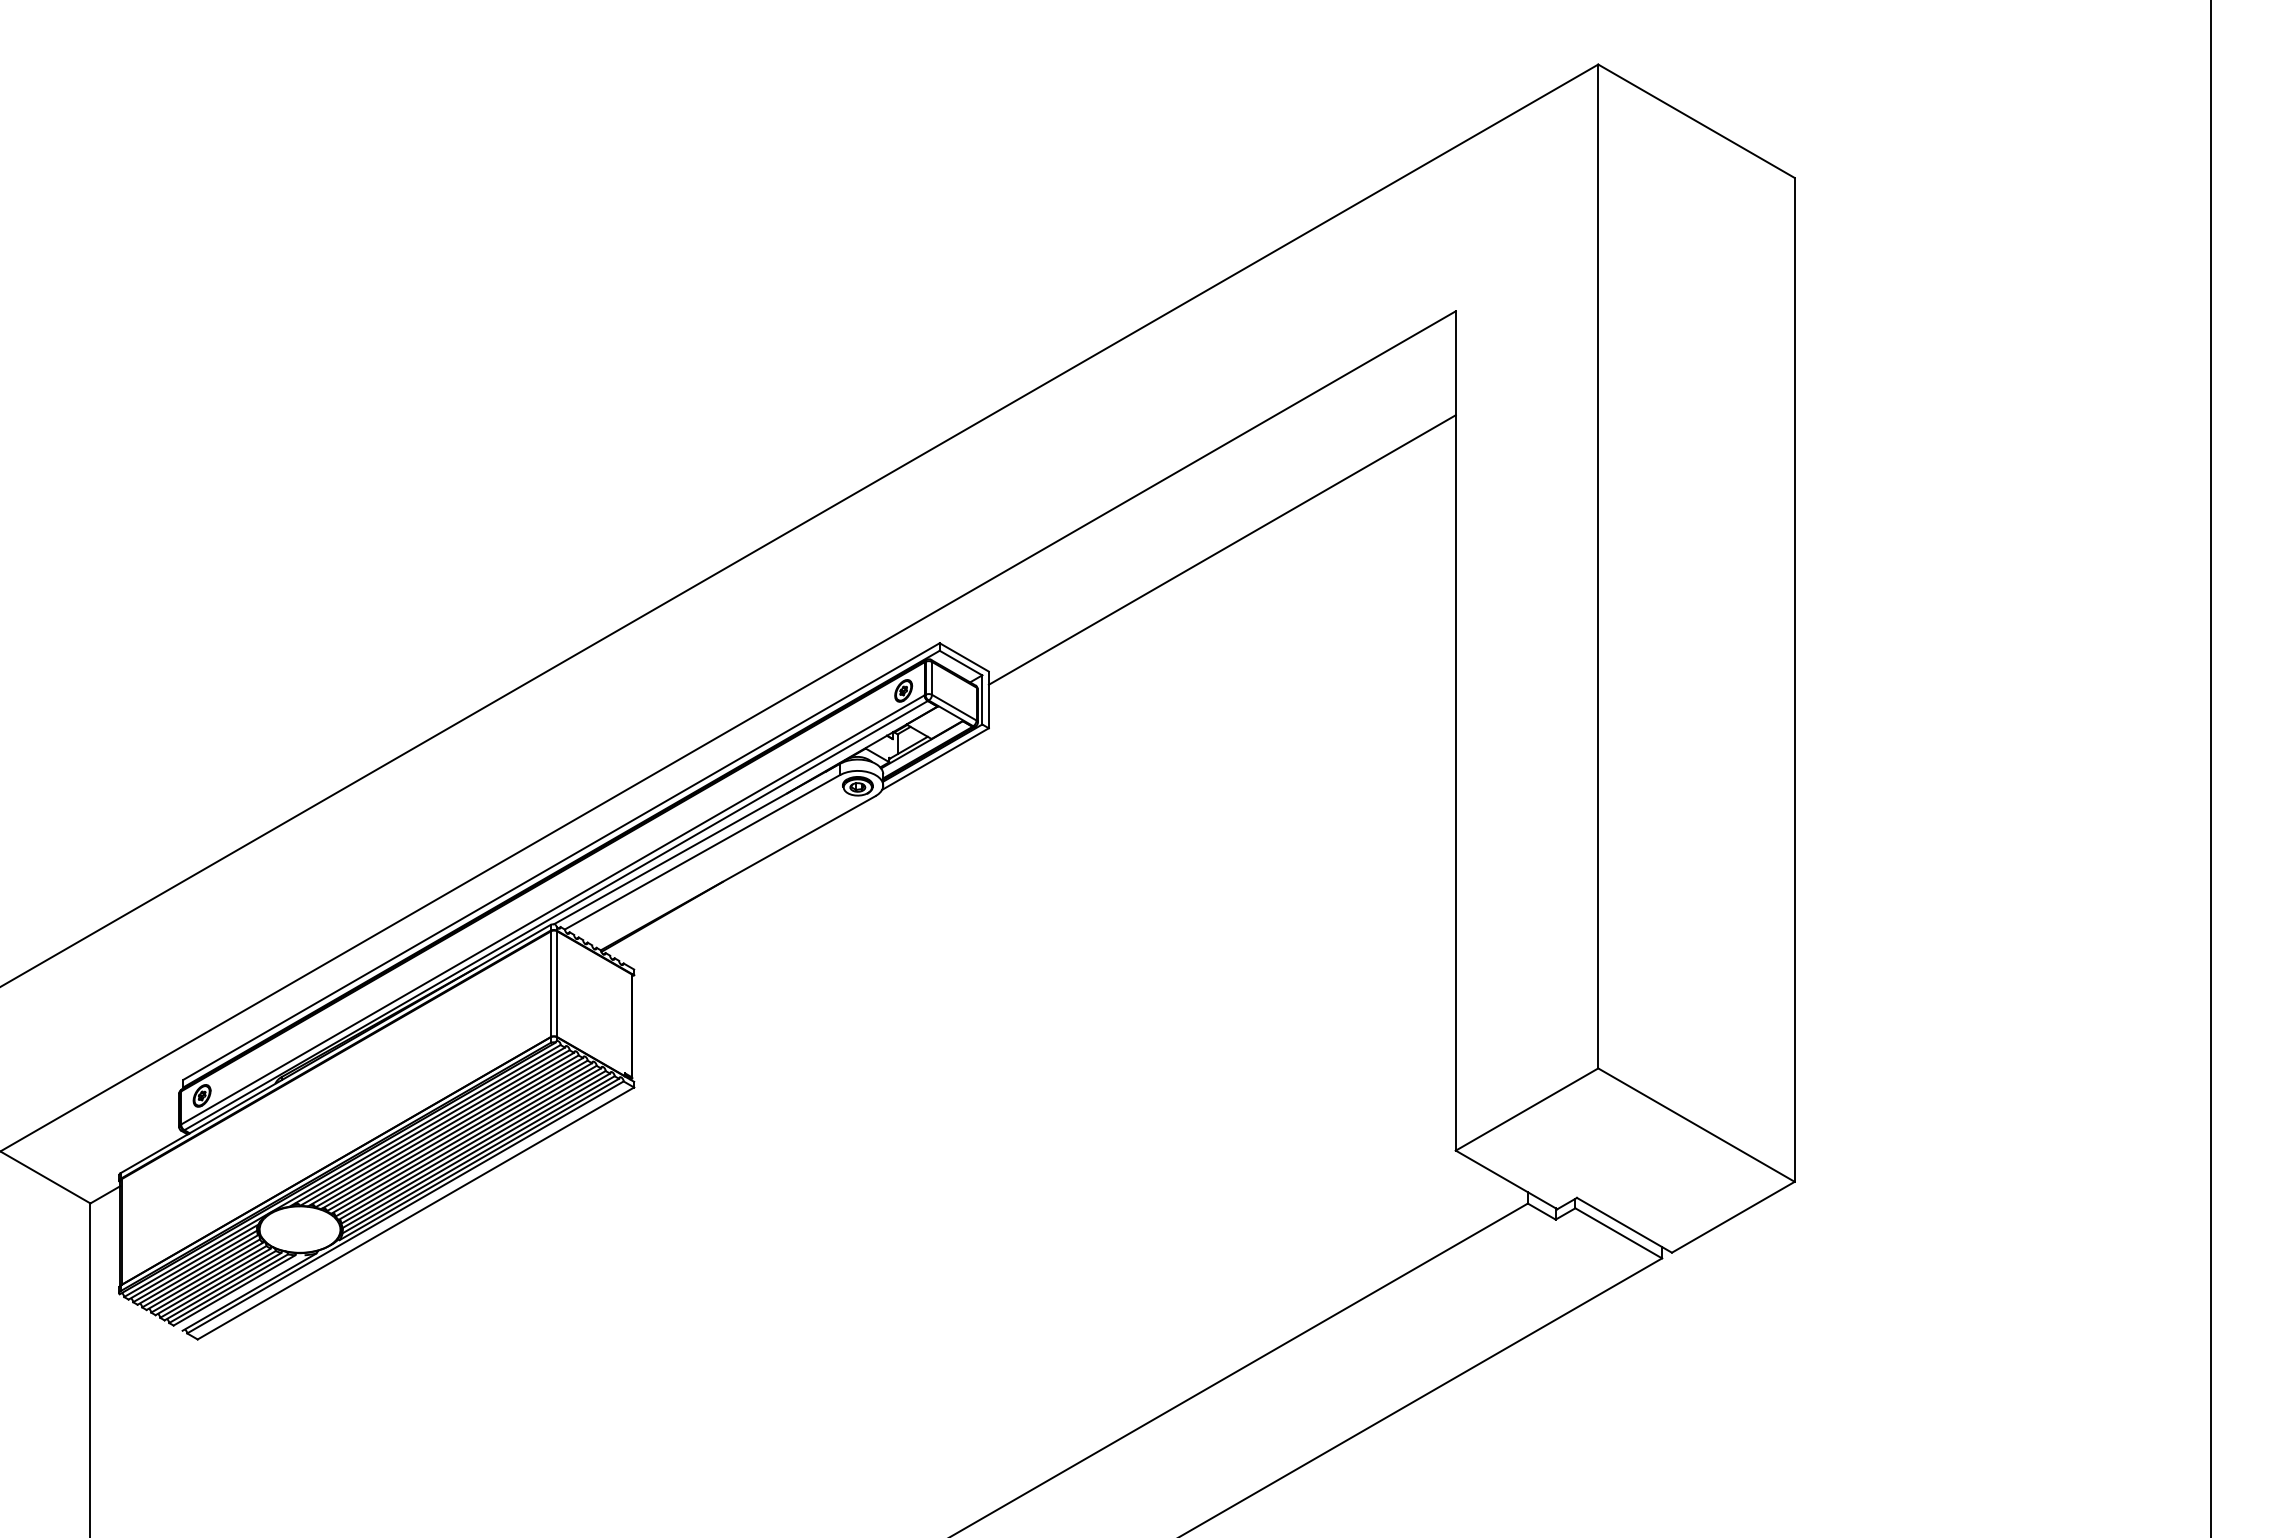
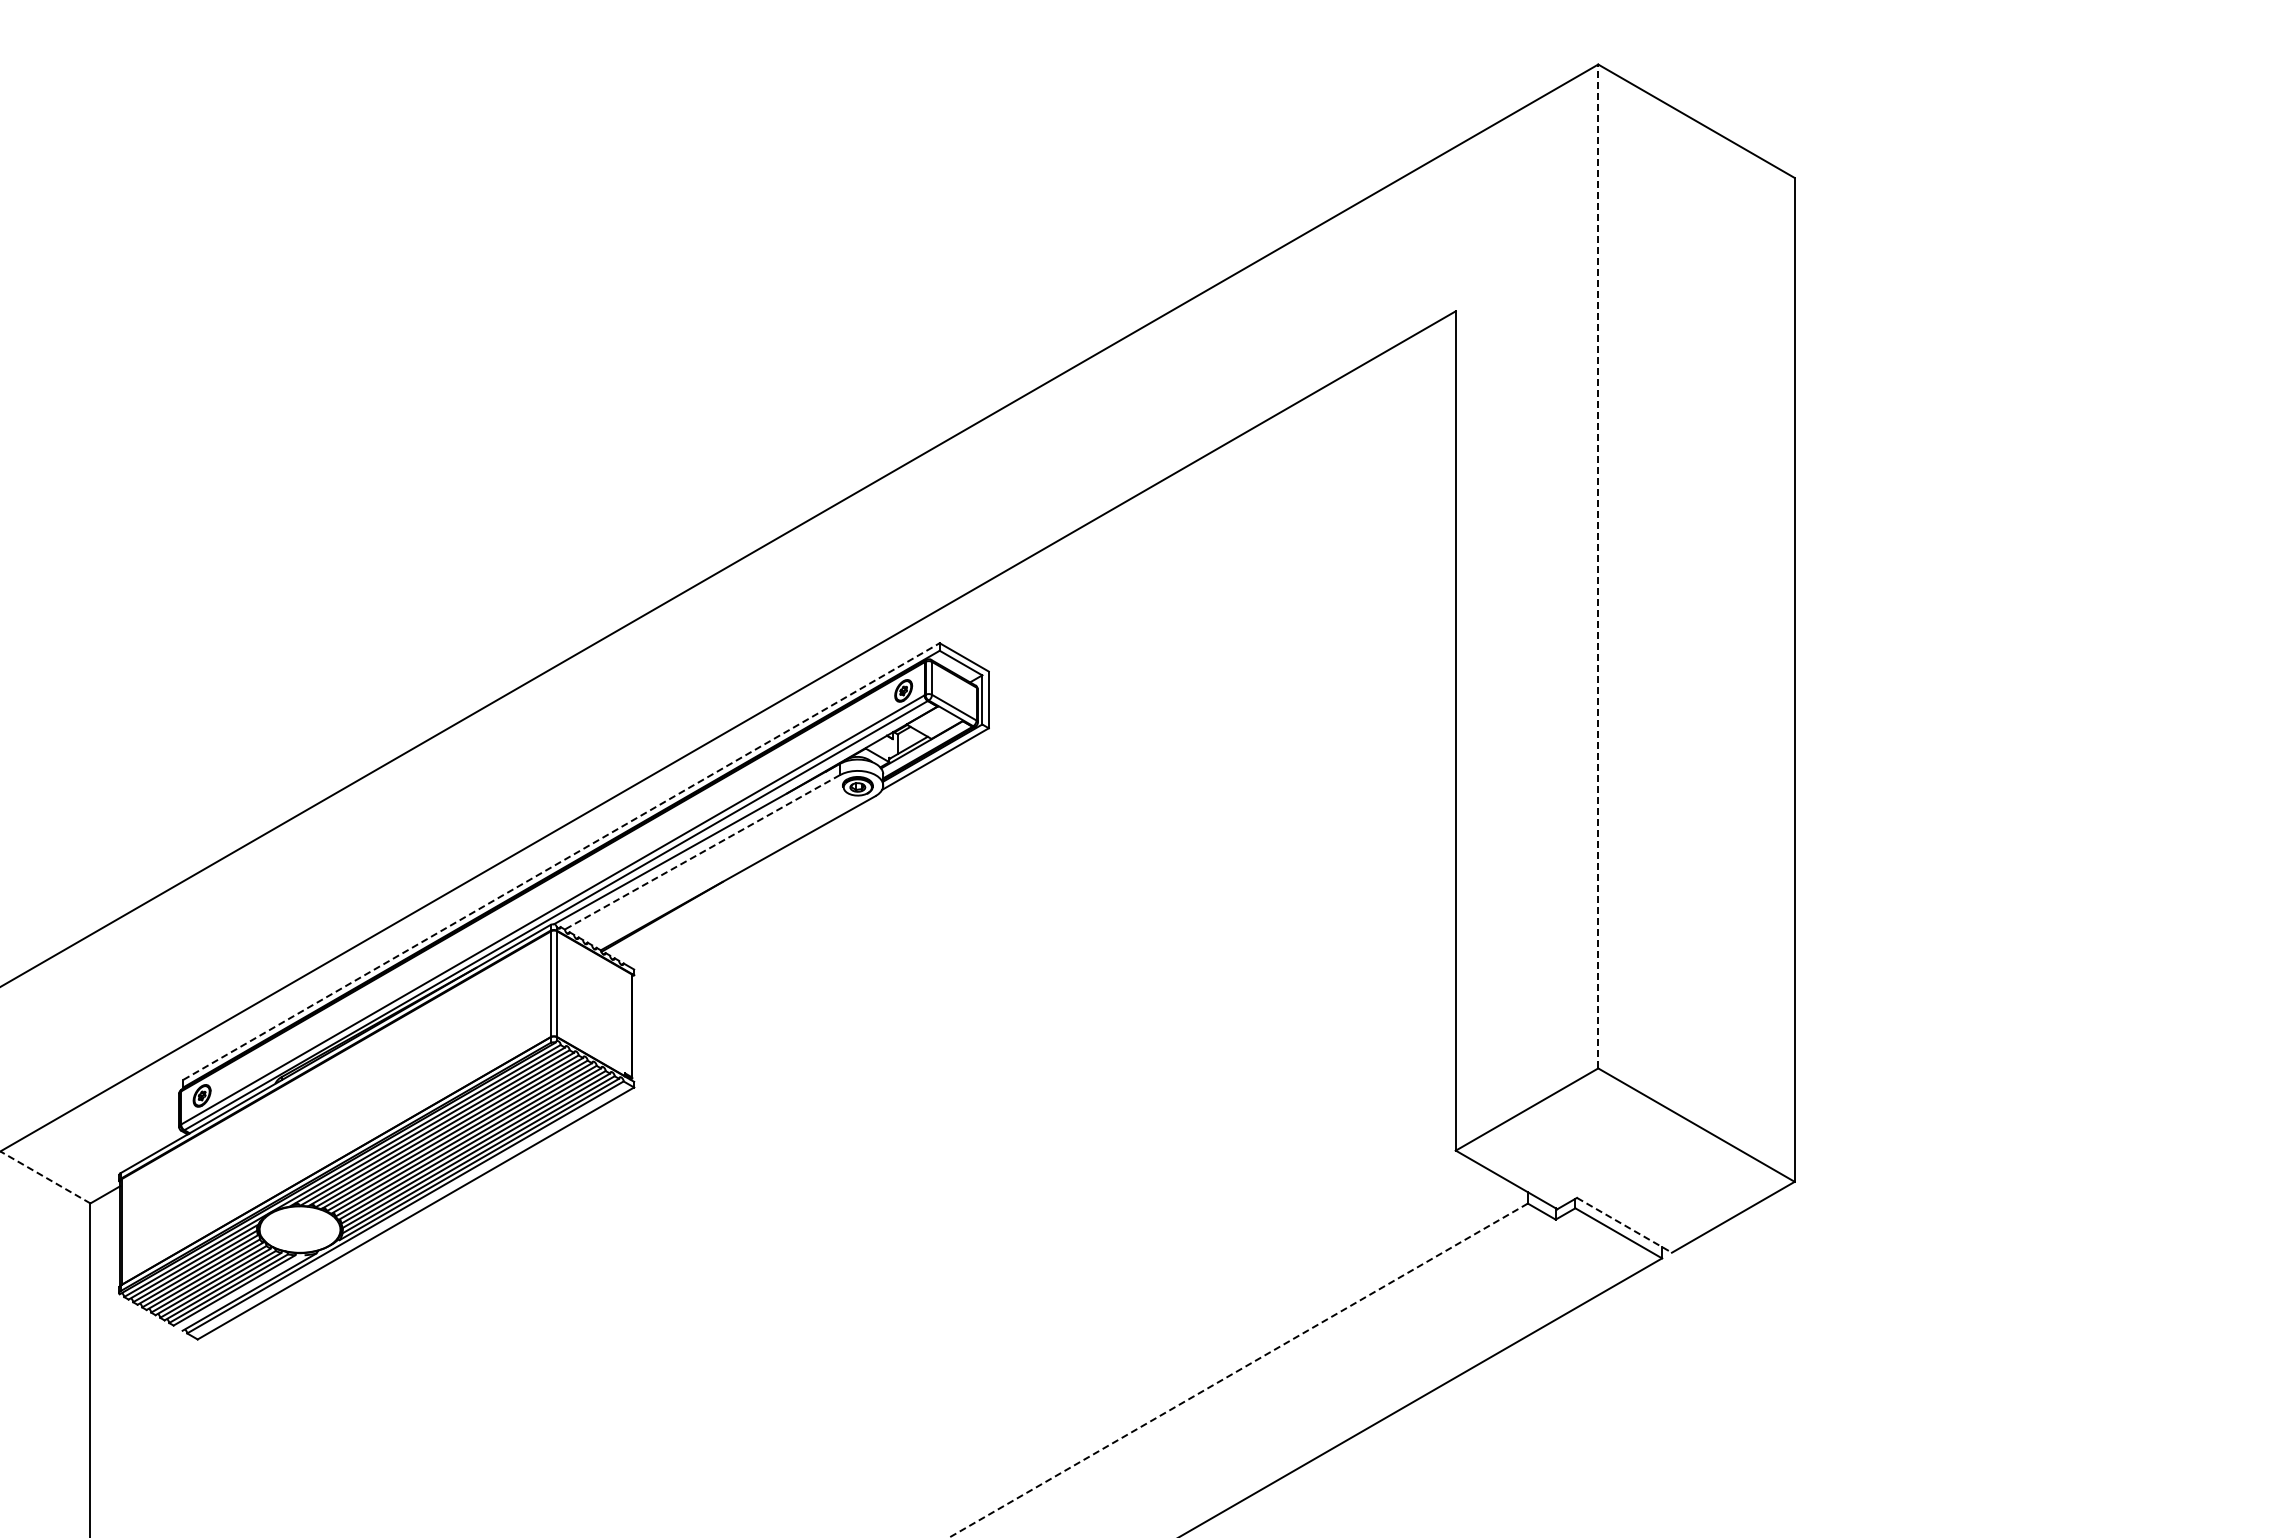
line: present -> none (1221, 549)
line: solid -> dashed (1598, 566)
line: present -> none (2210, 768)
line: solid -> dashed (702, 852)
line: solid -> dashed (561, 861)
line: solid -> dashed (45, 1177)
line: solid -> dashed (1624, 1225)
line: solid -> dashed (1237, 1371)
